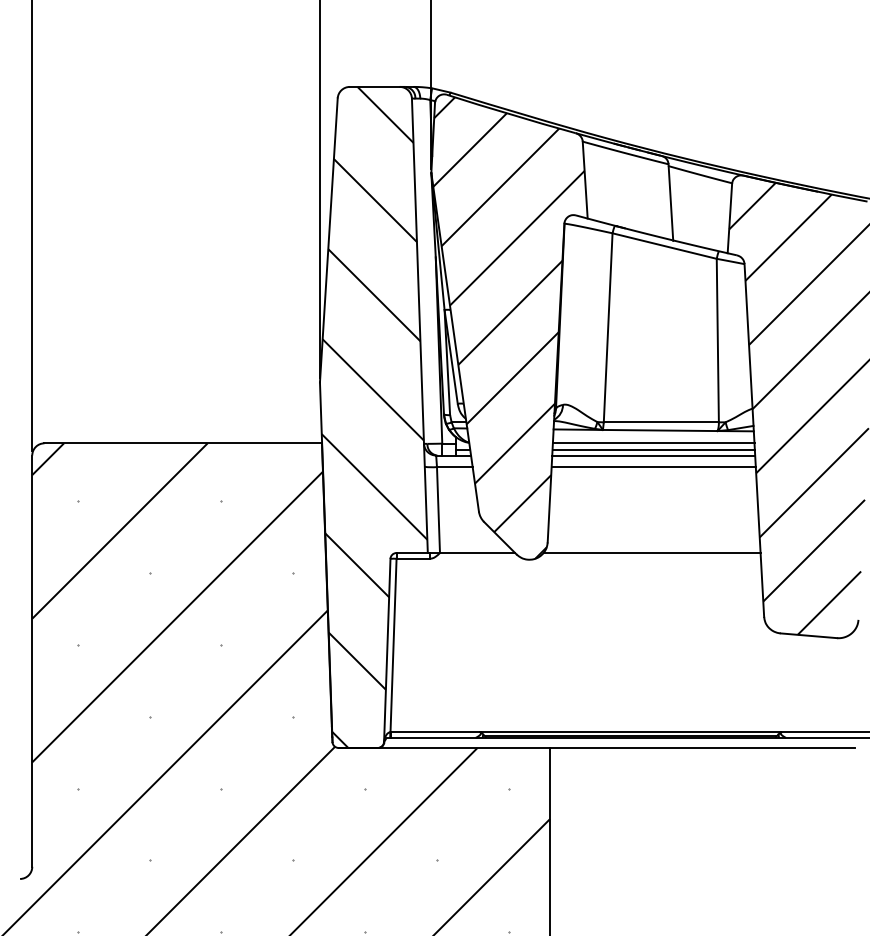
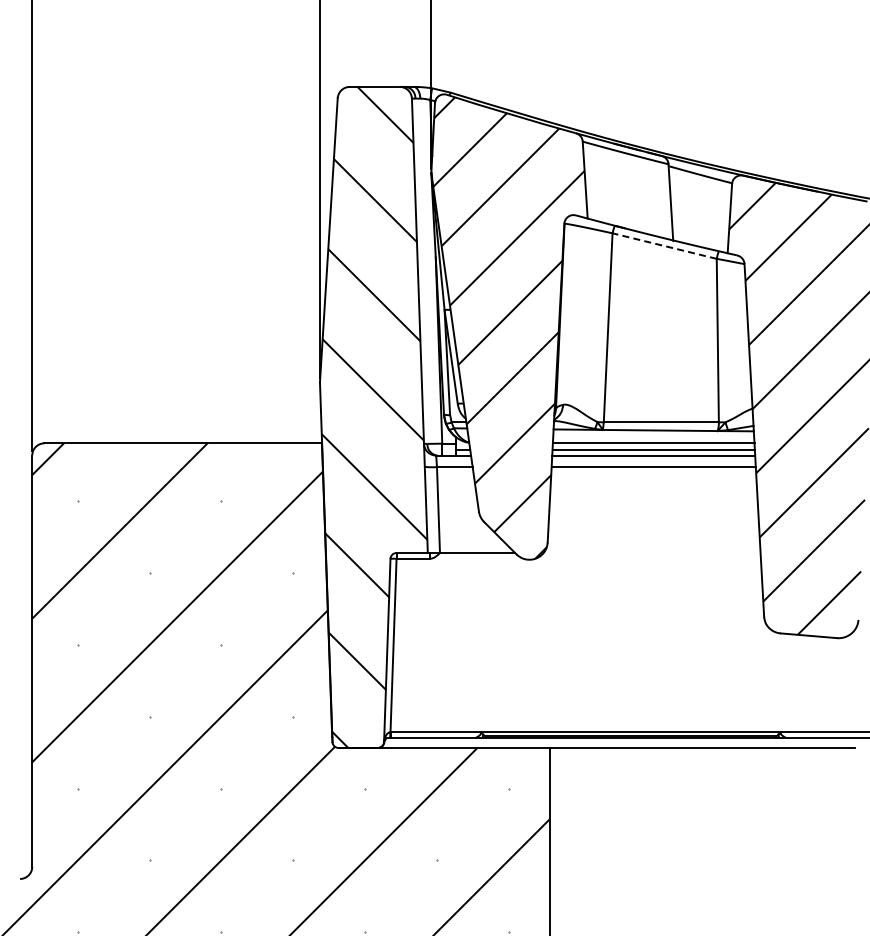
line: solid -> dashed (664, 246)
line: present -> none (651, 553)
